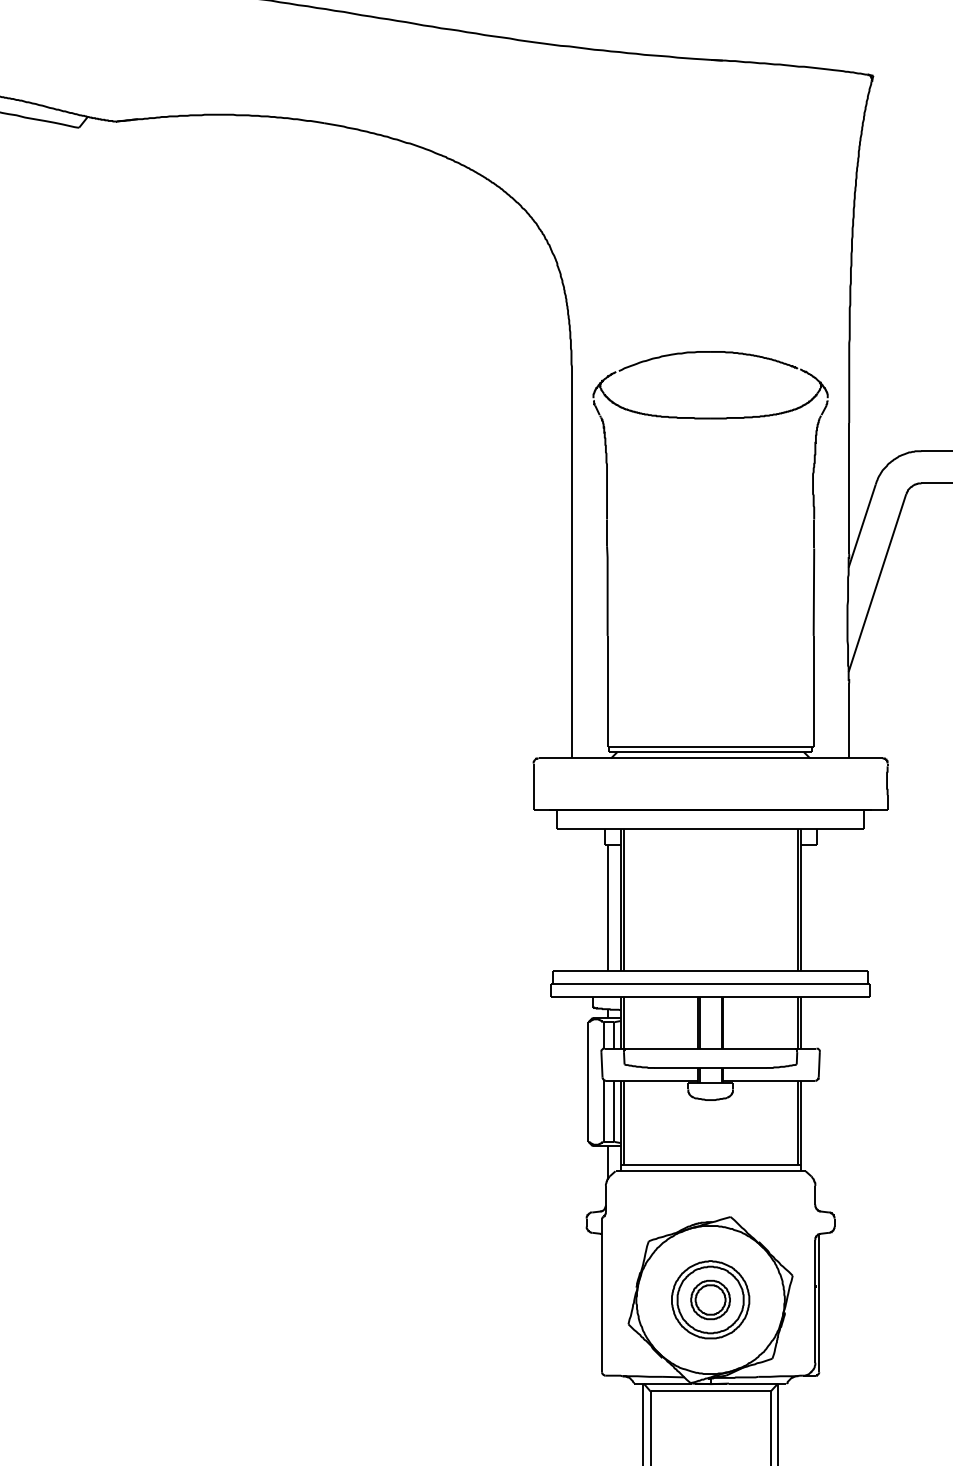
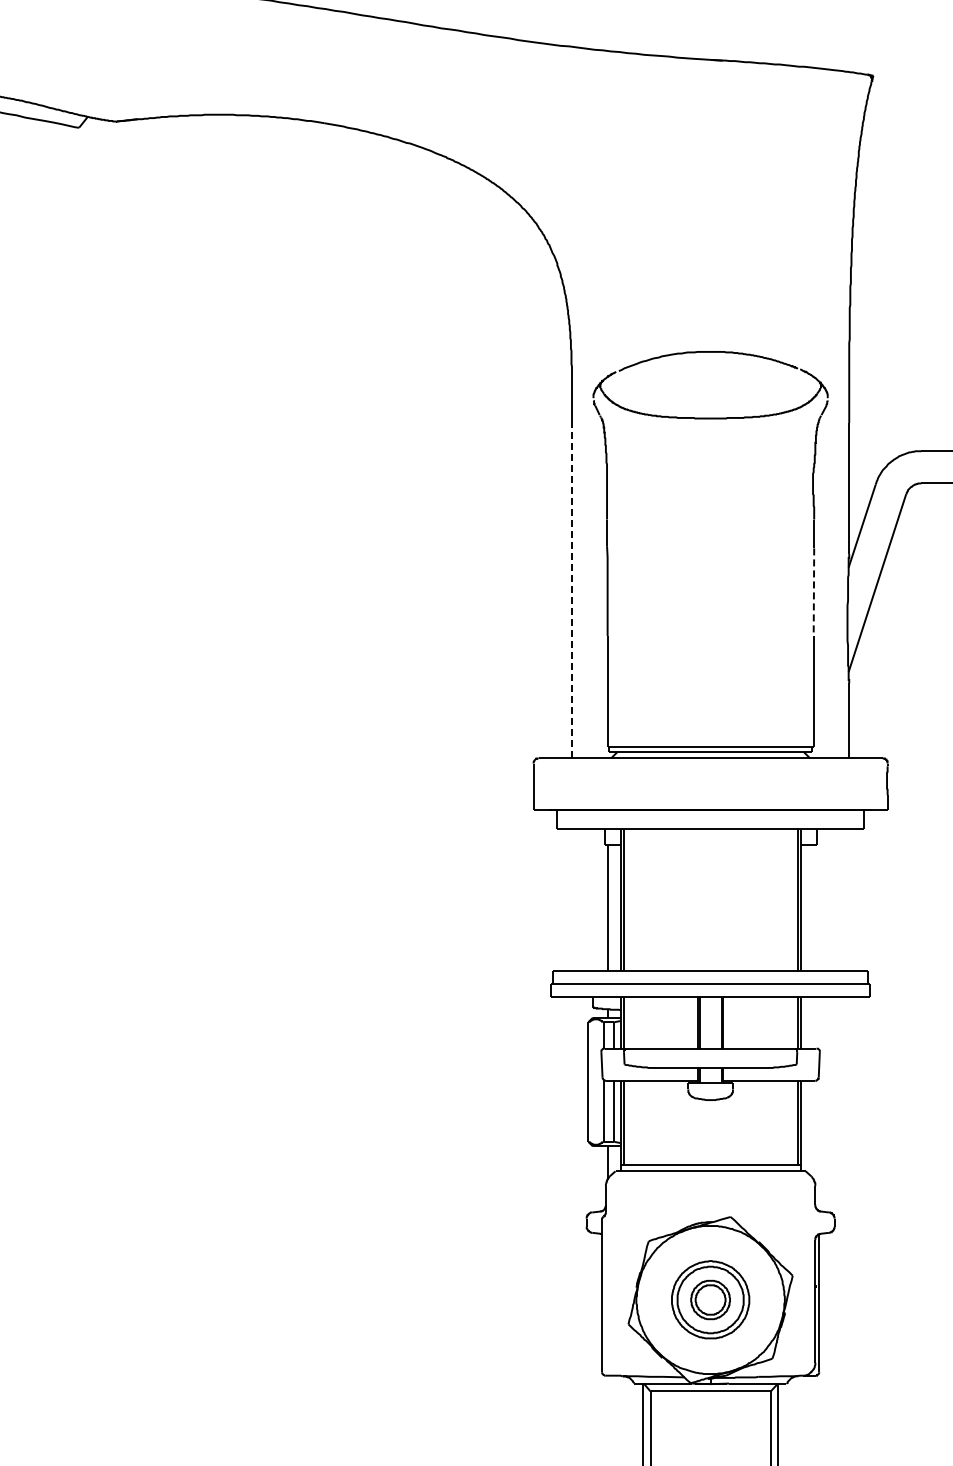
line: solid -> dashed (572, 590)
line: solid -> dashed (813, 592)
